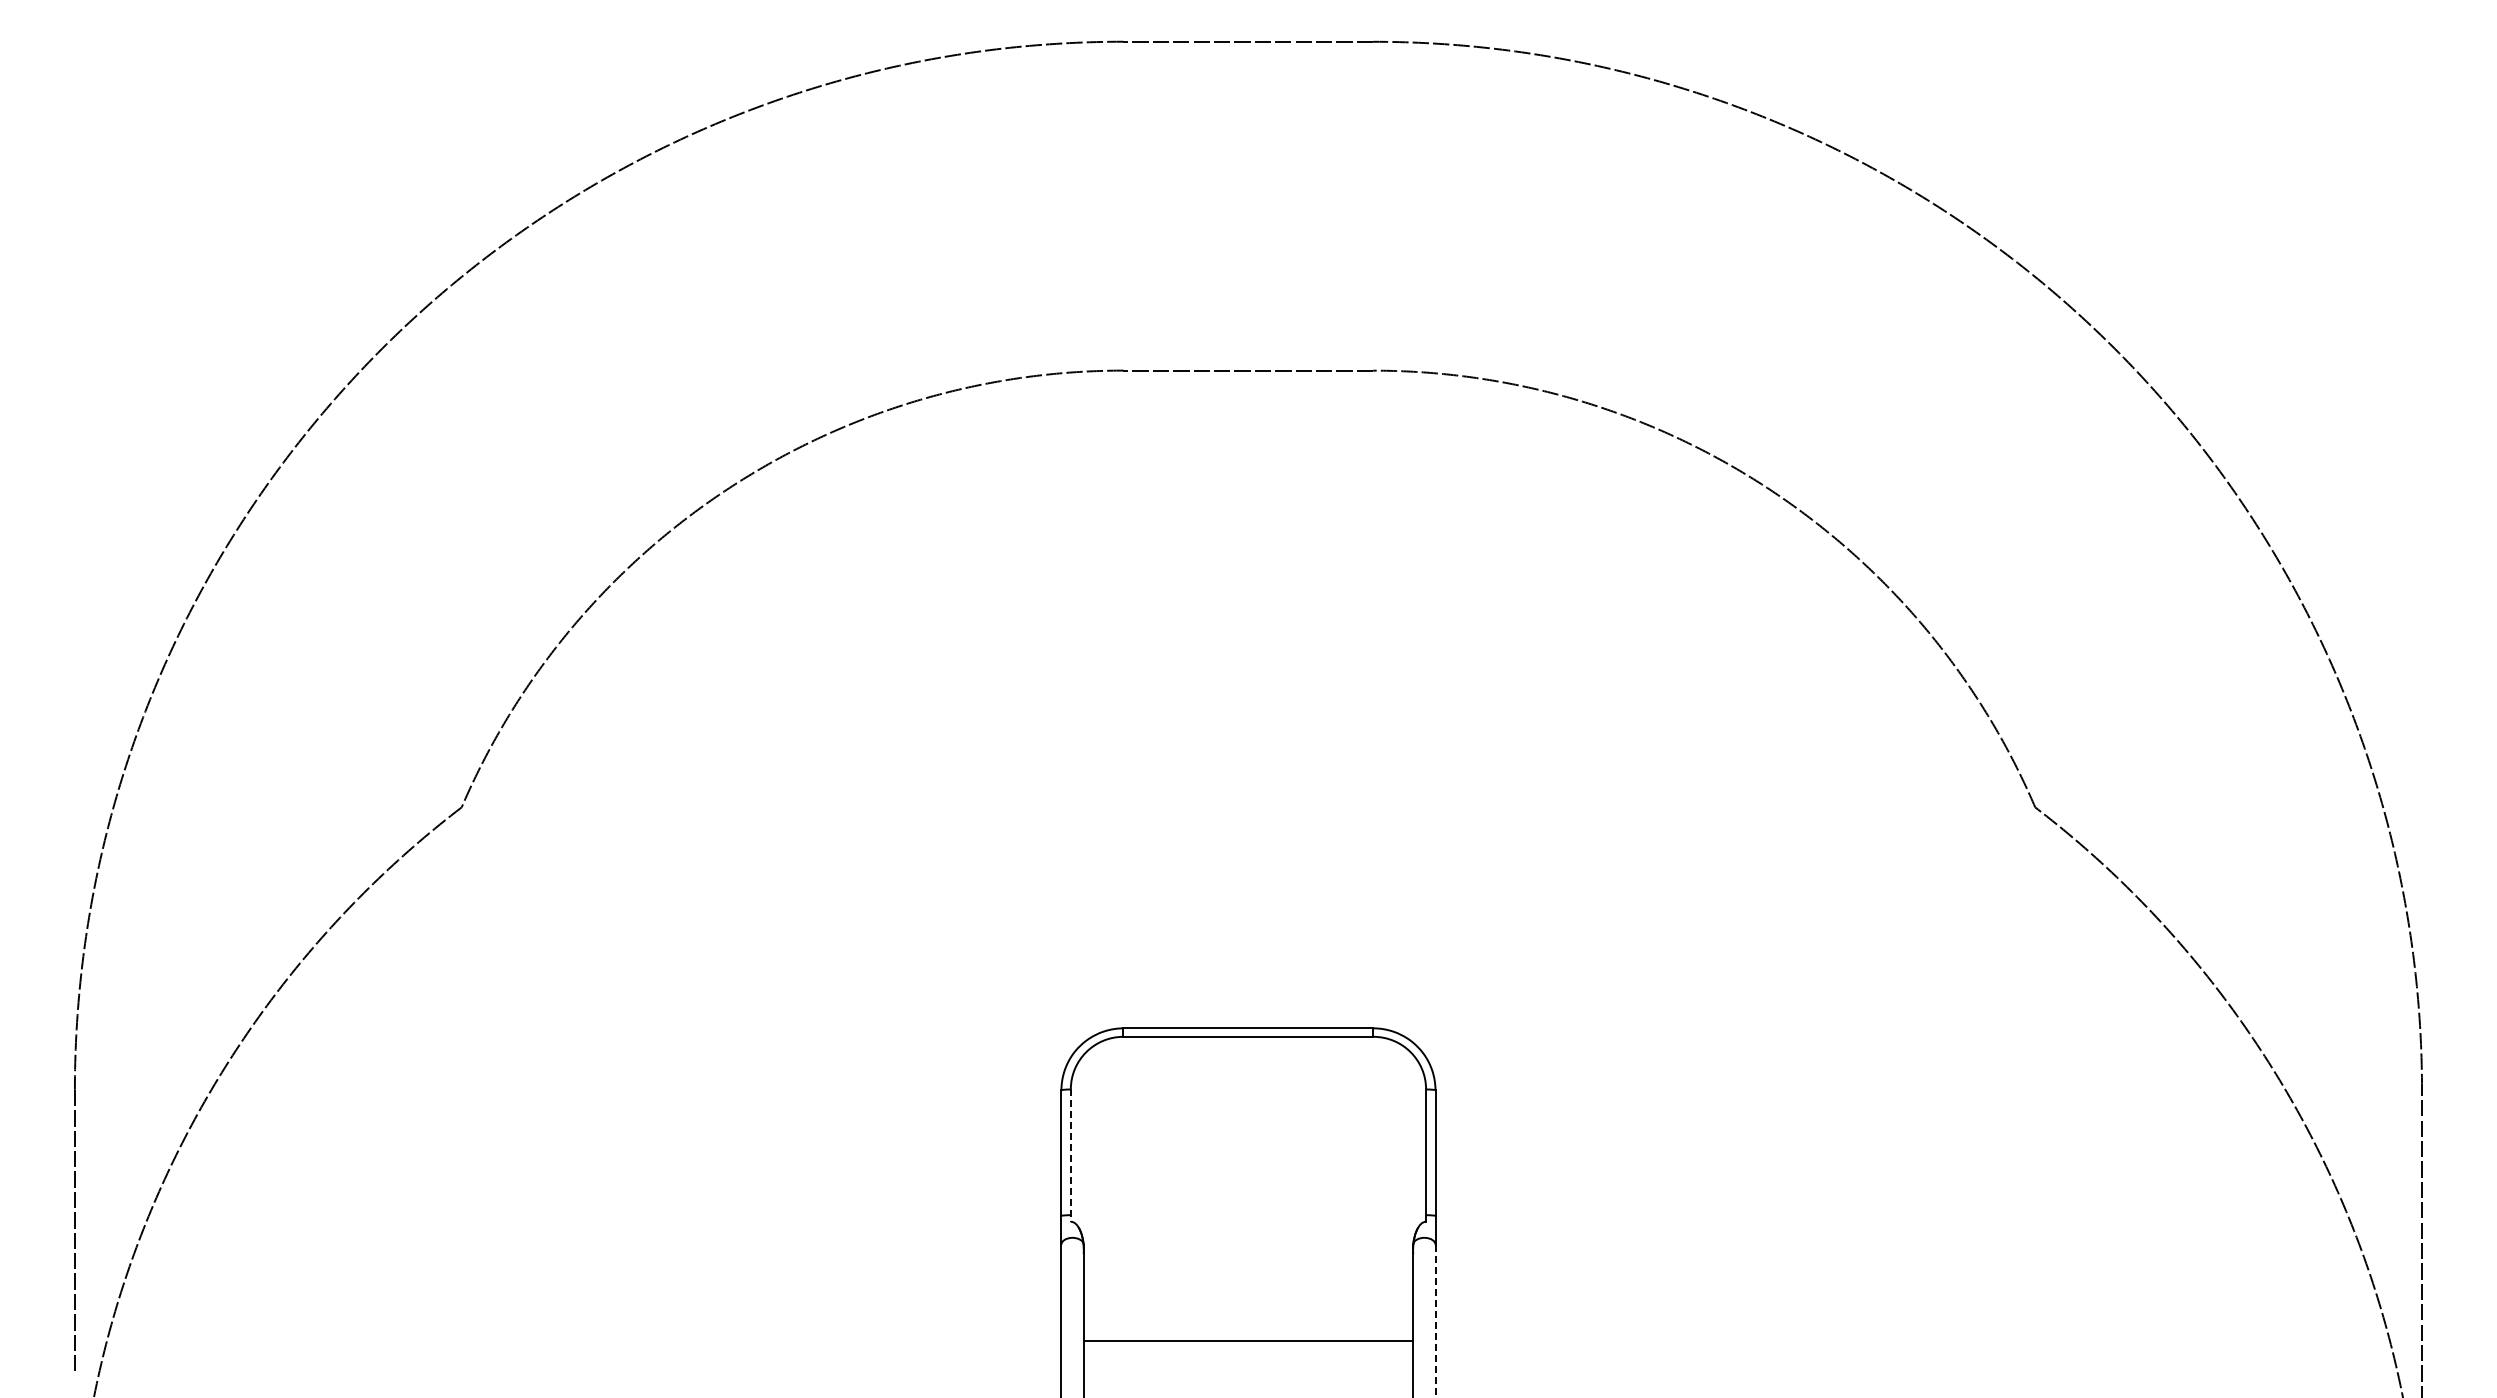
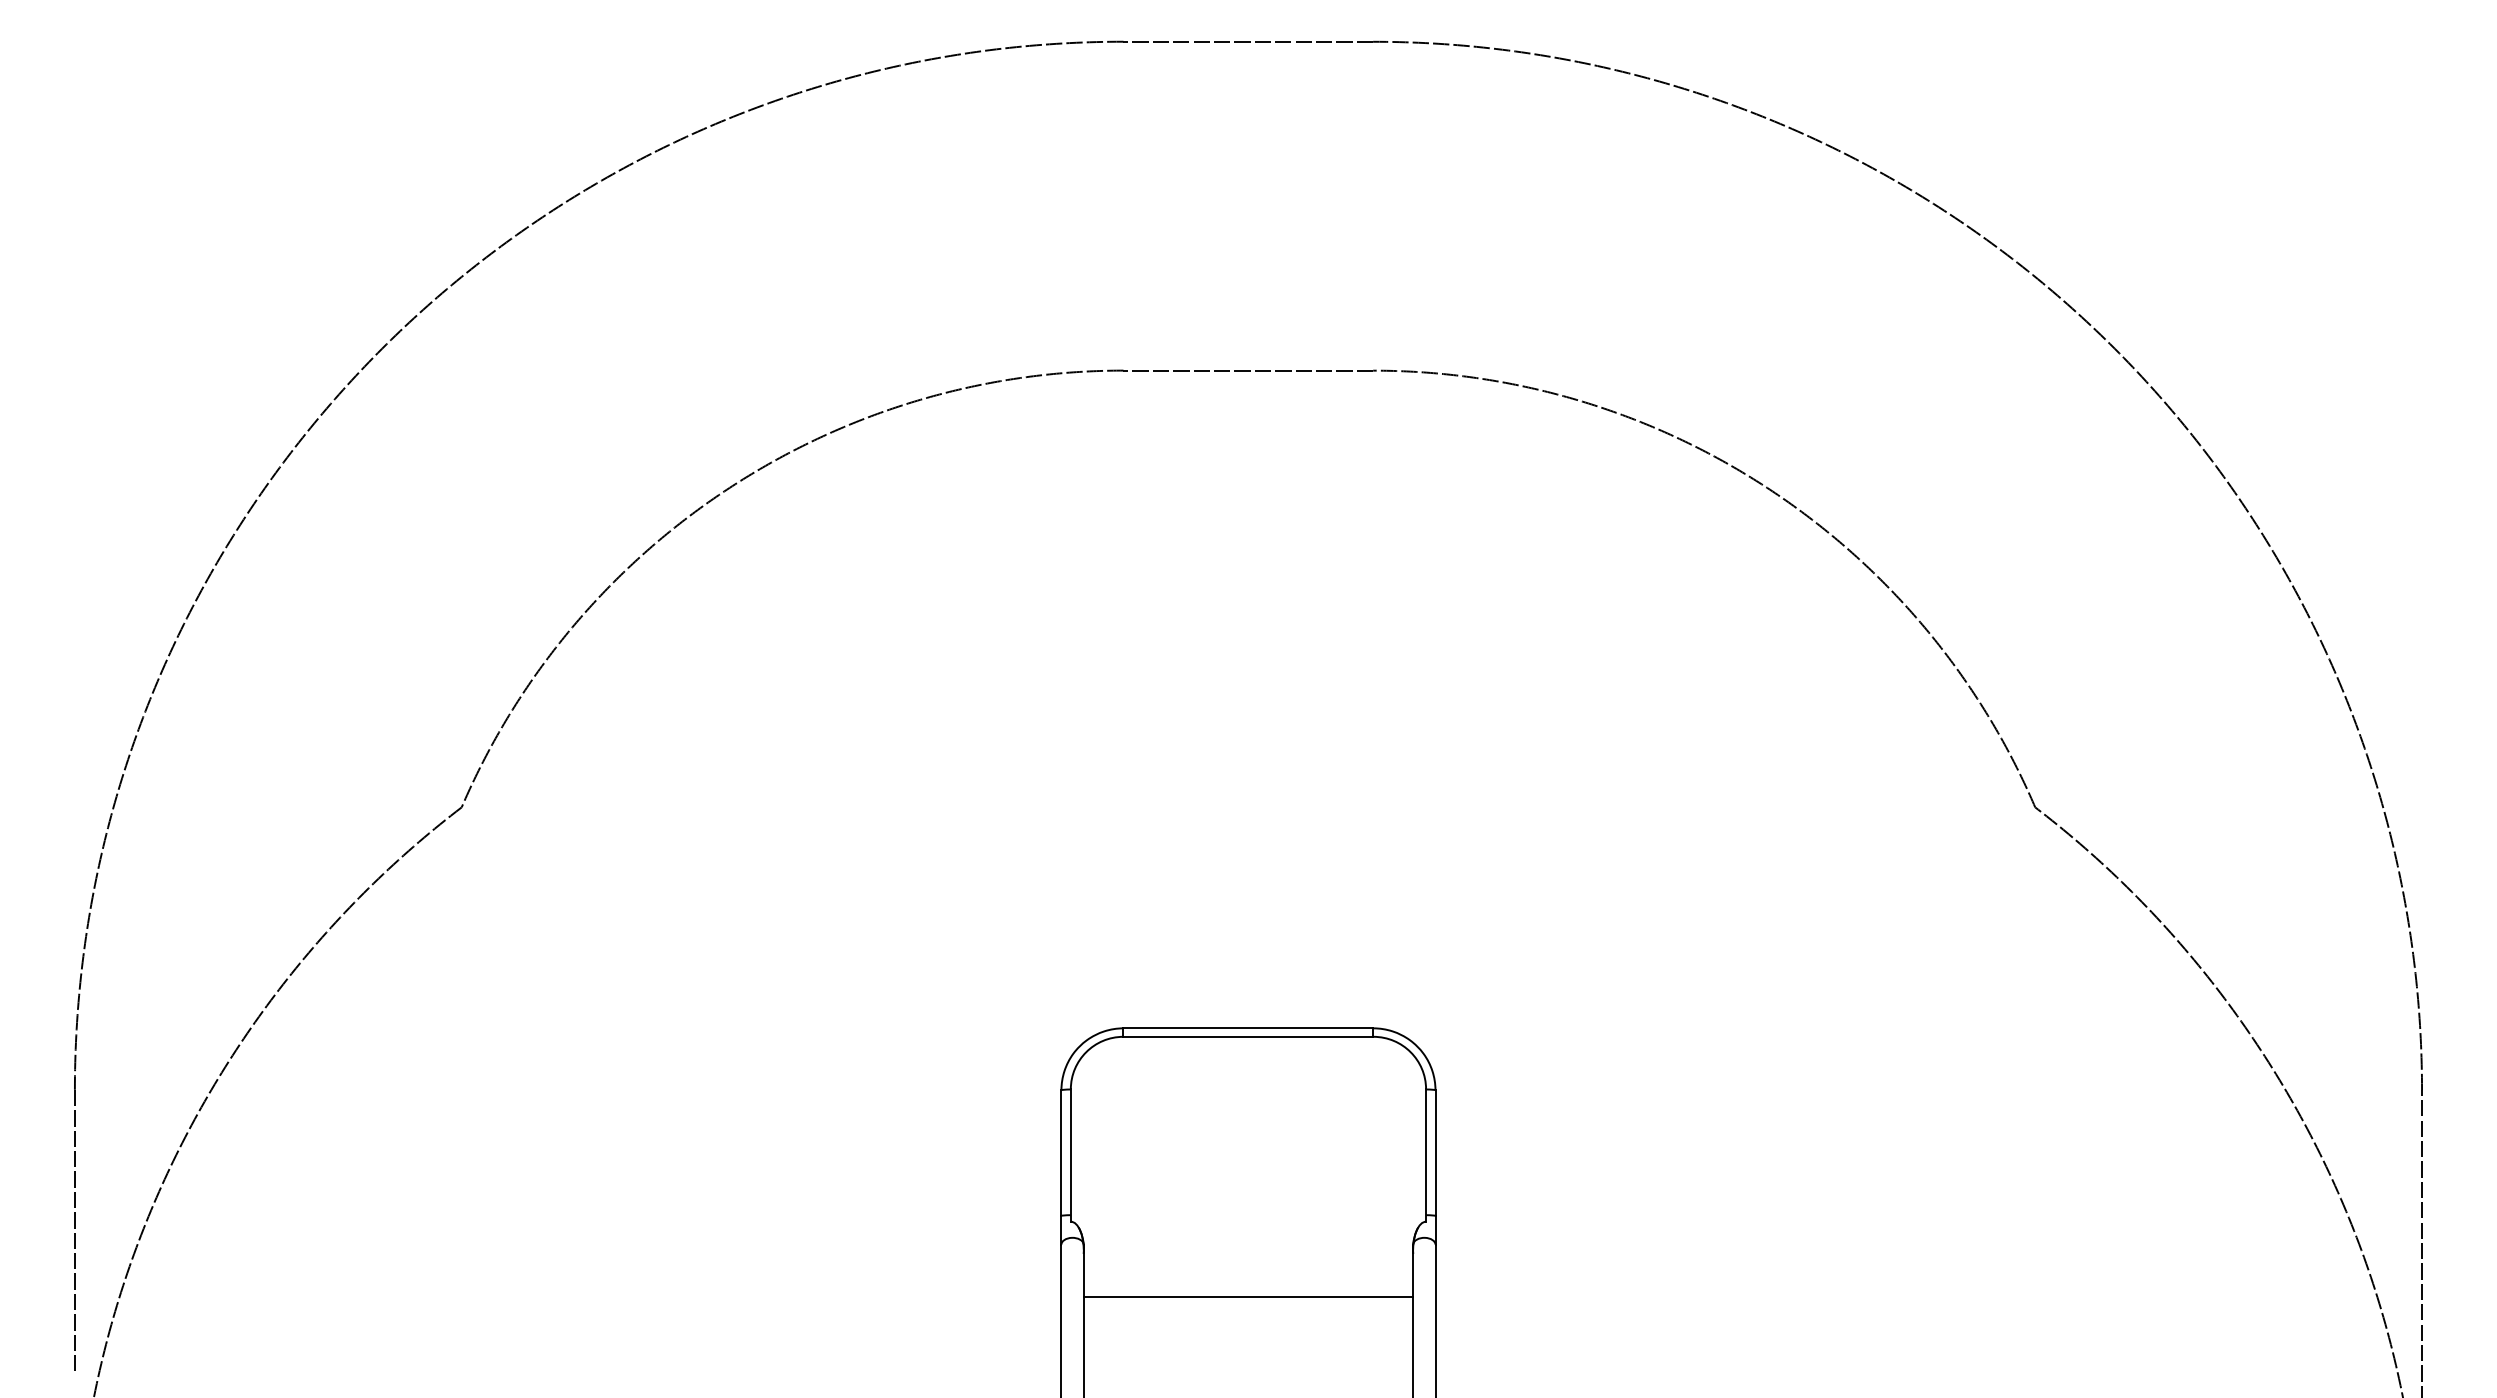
line: dashed -> solid (1070, 1156)
line: dashed -> solid (1435, 1321)
line position: (1248, 1340) -> (1248, 1296) (1248, 1296)
